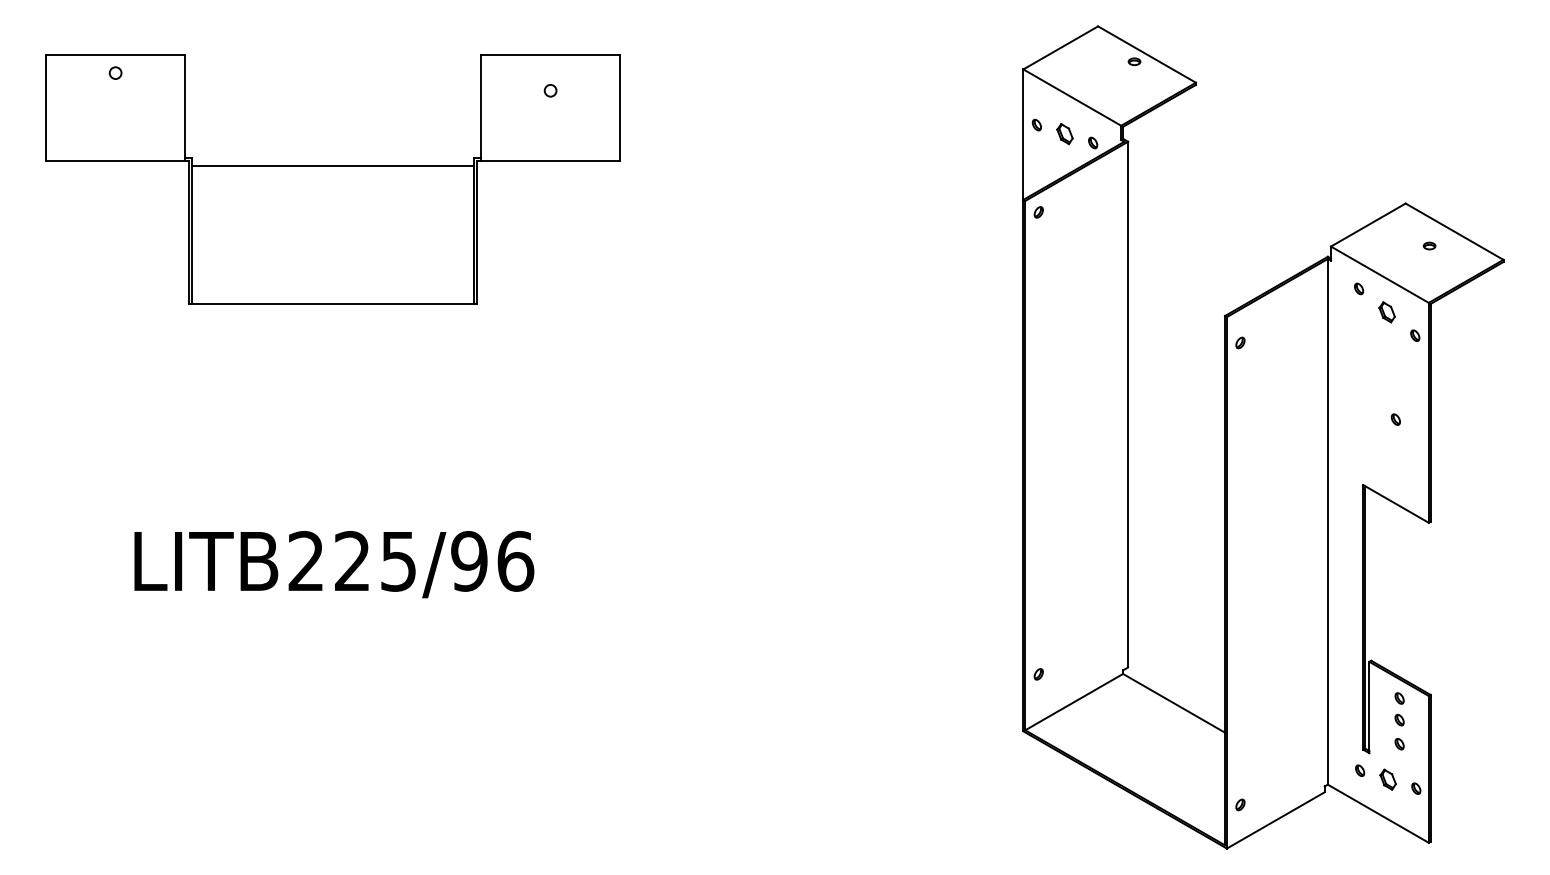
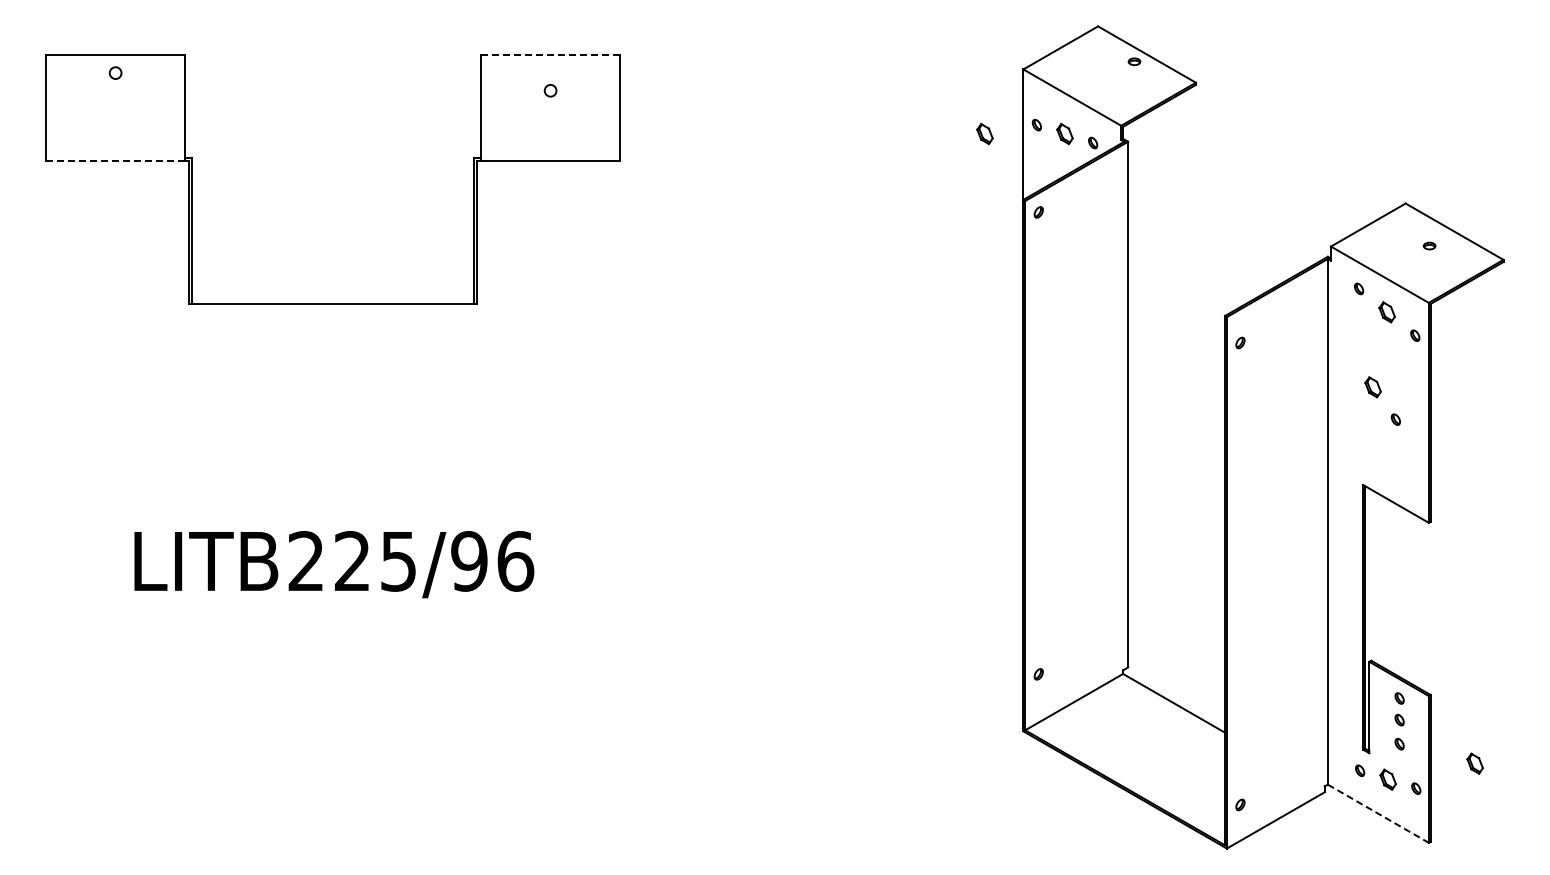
line: solid -> dashed (550, 55)
part: none -> present (984, 134)
line: solid -> dashed (115, 161)
line: present -> none (332, 165)
part: none -> present (1372, 387)
part: none -> present (1474, 763)
line: solid -> dashed (1378, 813)
